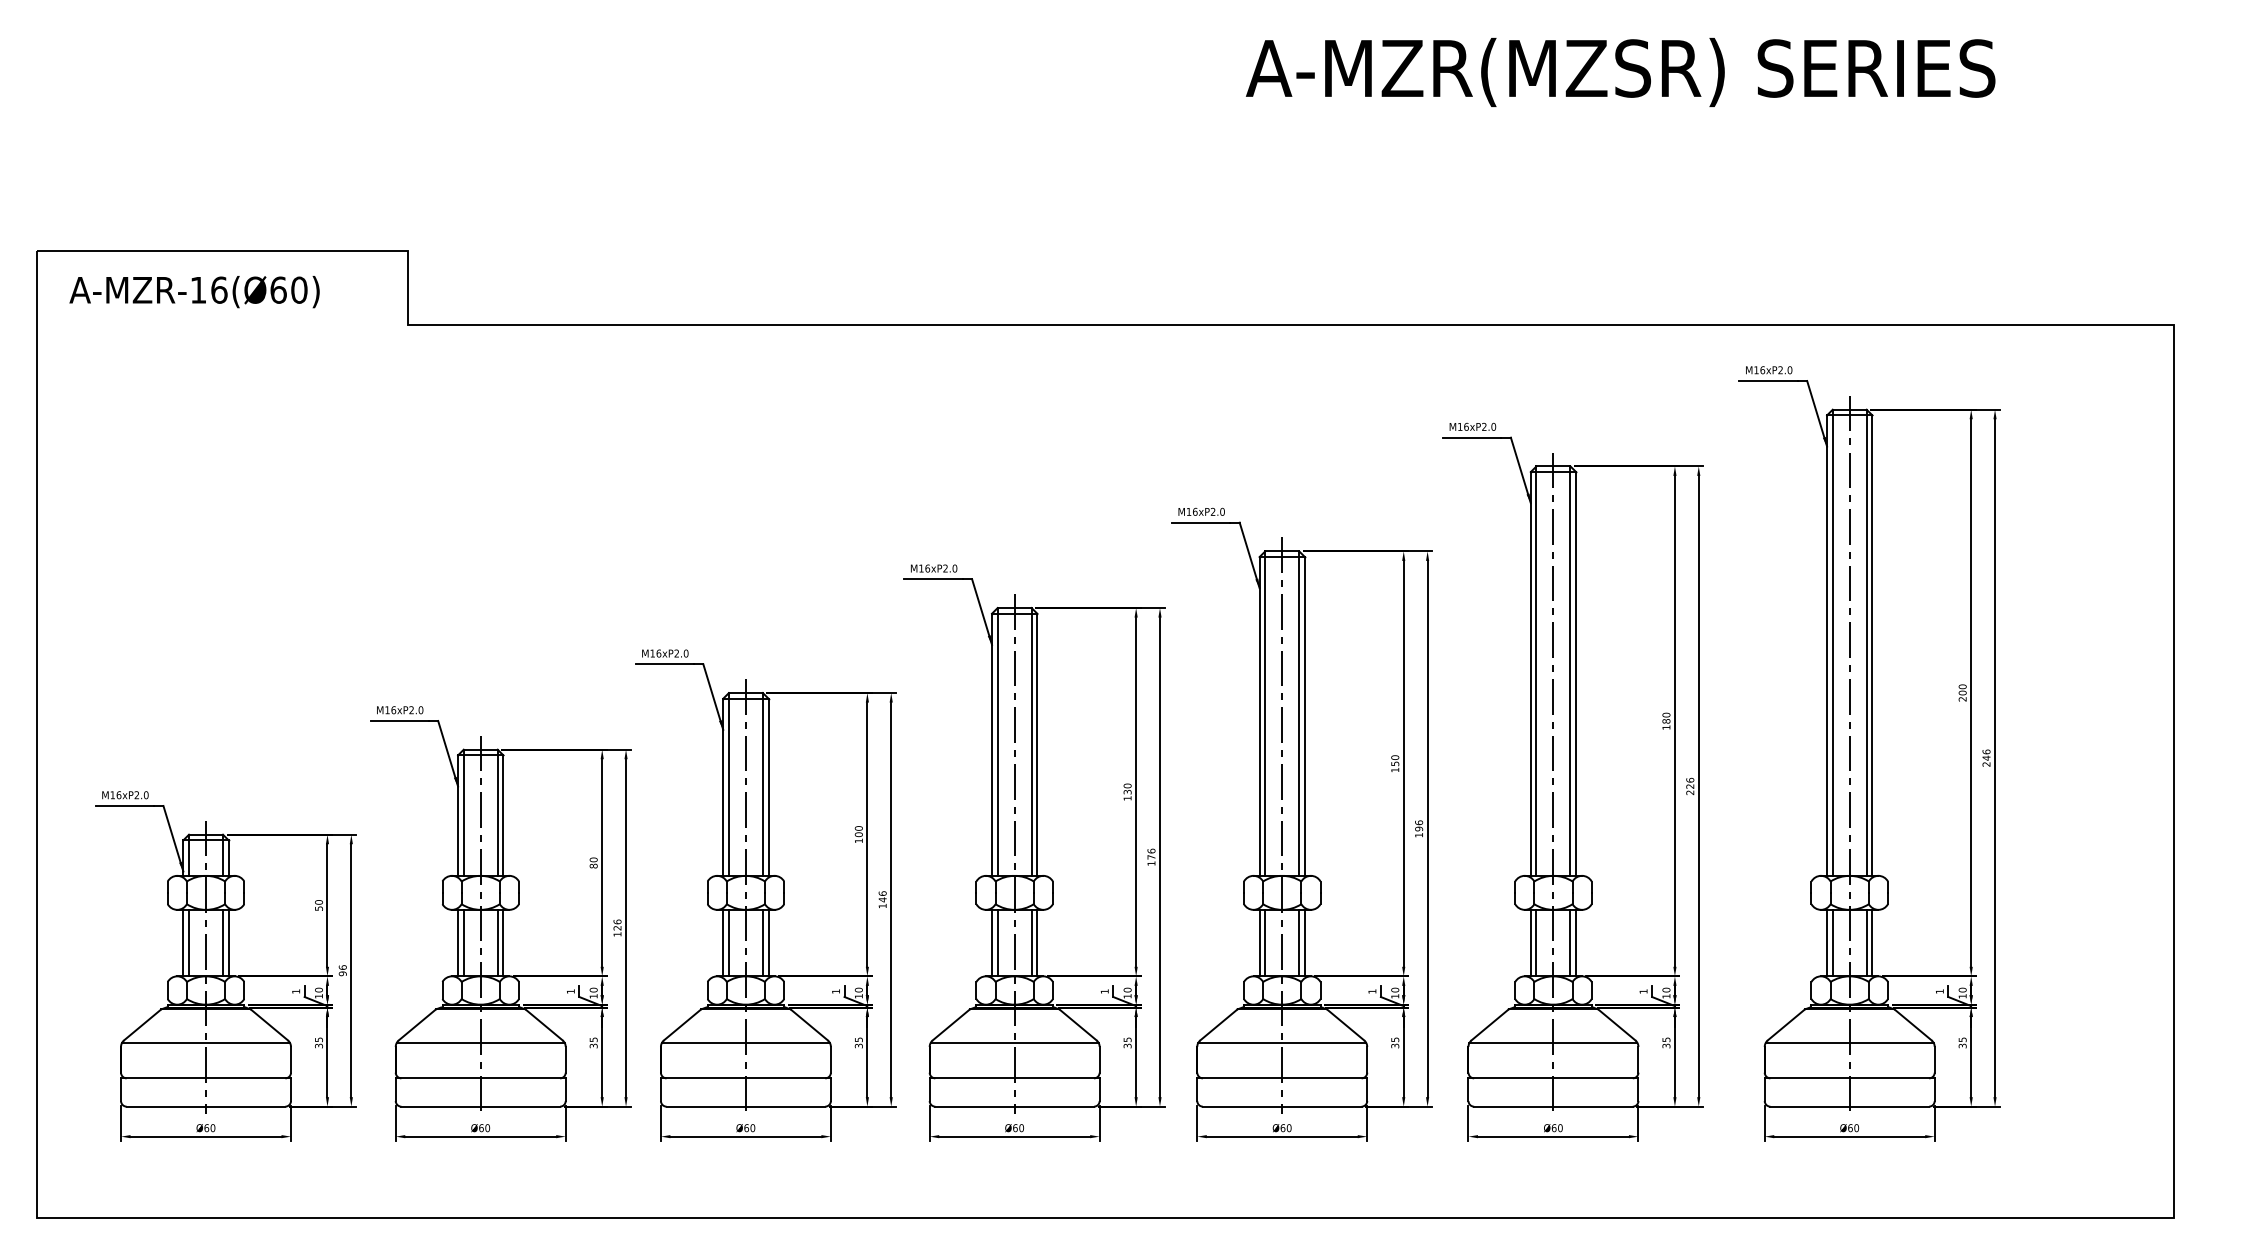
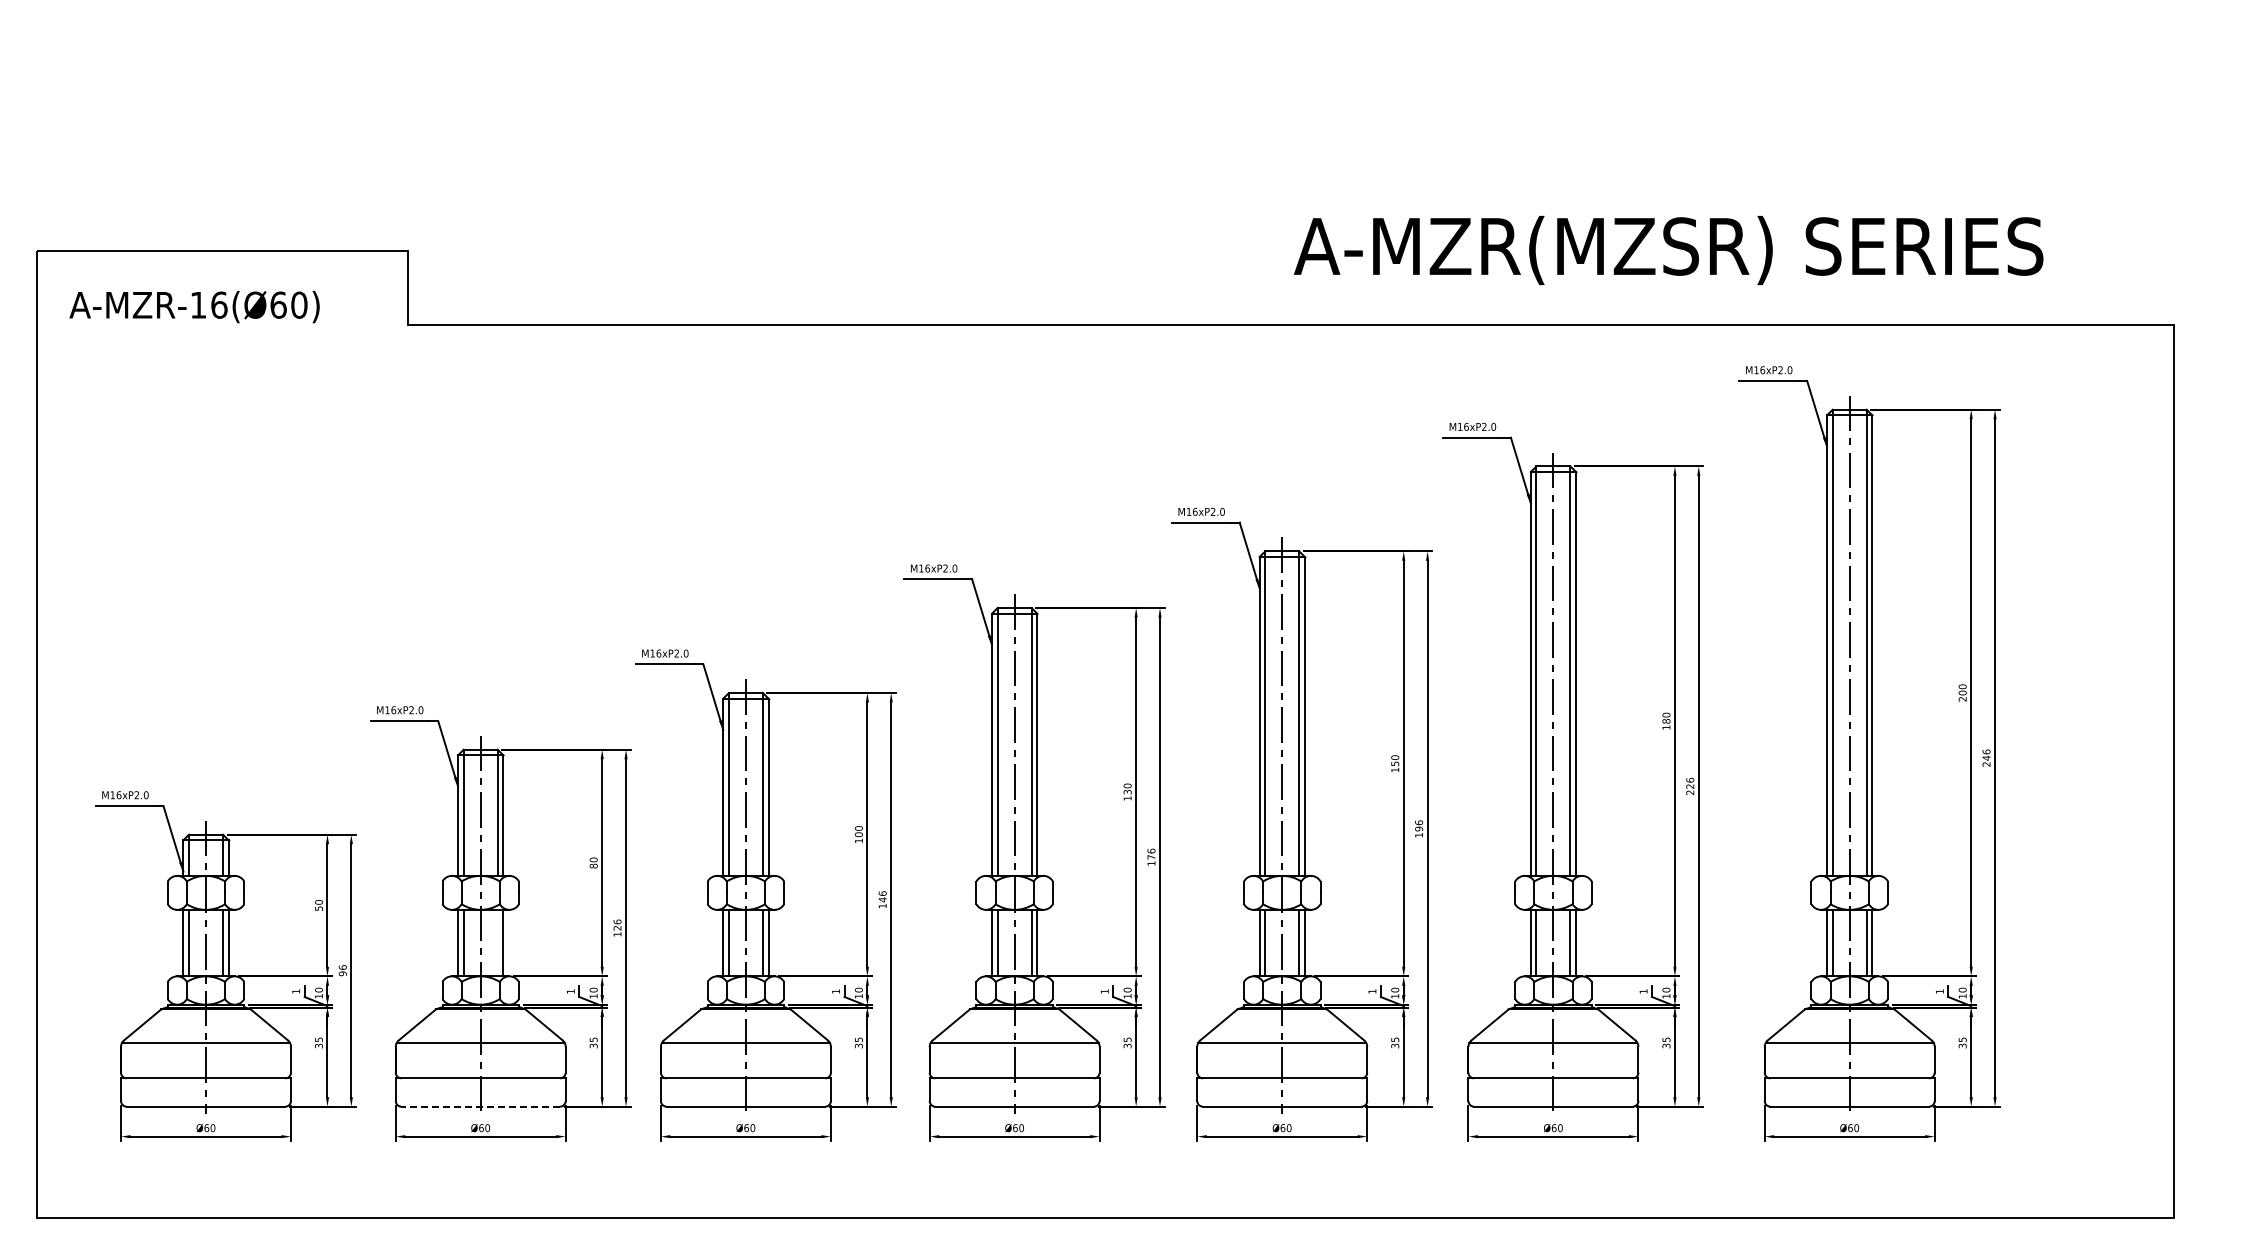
text position: (1620, 72) -> (1668, 250) (1668, 250)
text position: (194, 292) -> (194, 307) (194, 307)
line: present -> none (497, 942)
line: solid -> dashed (480, 1106)
